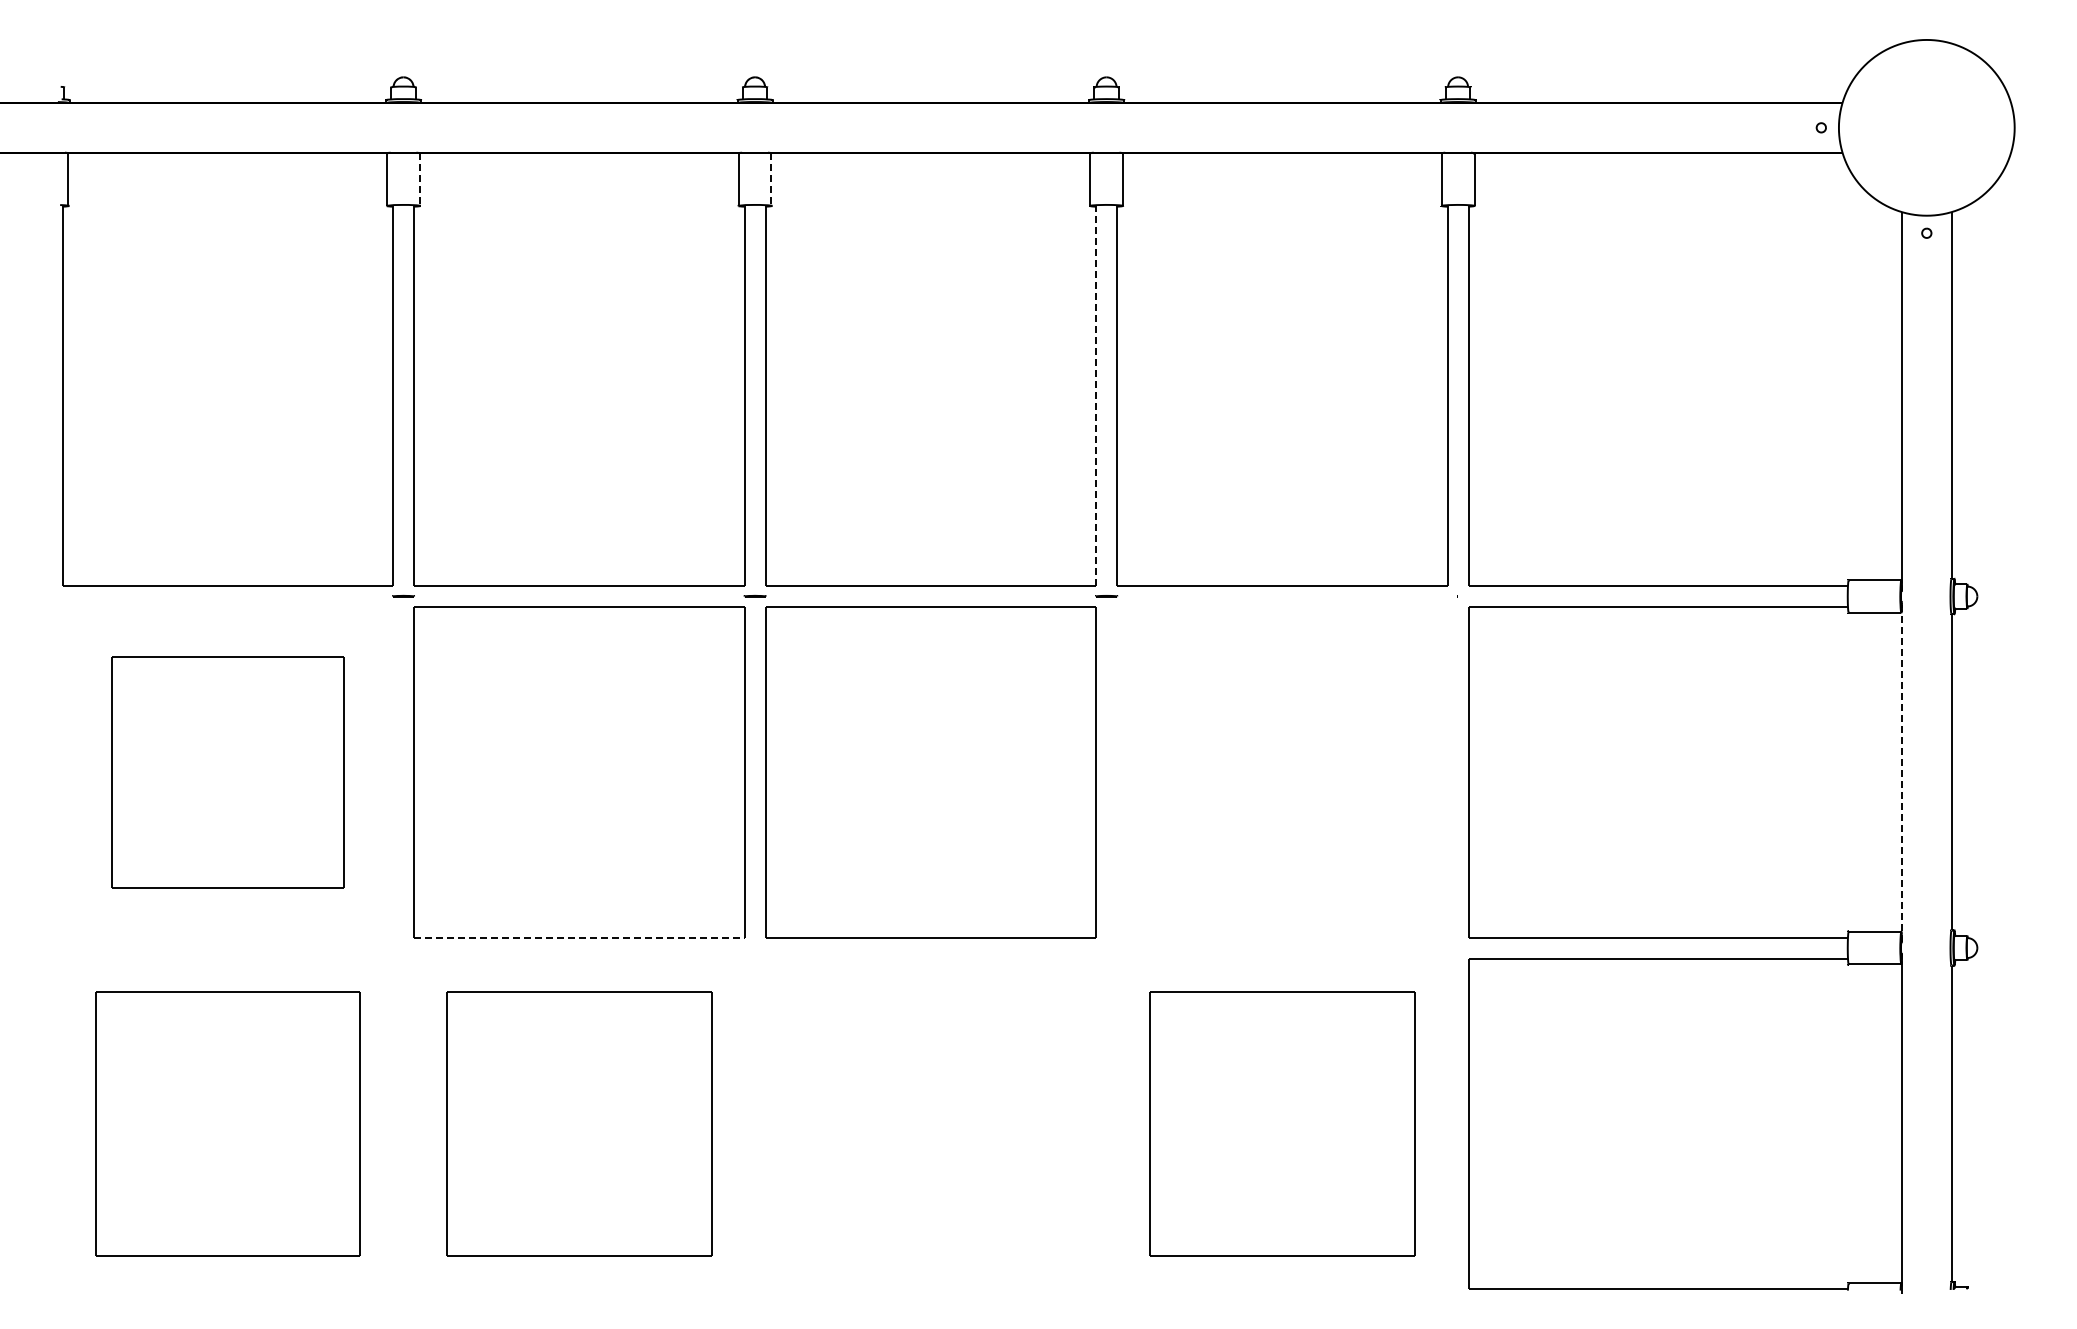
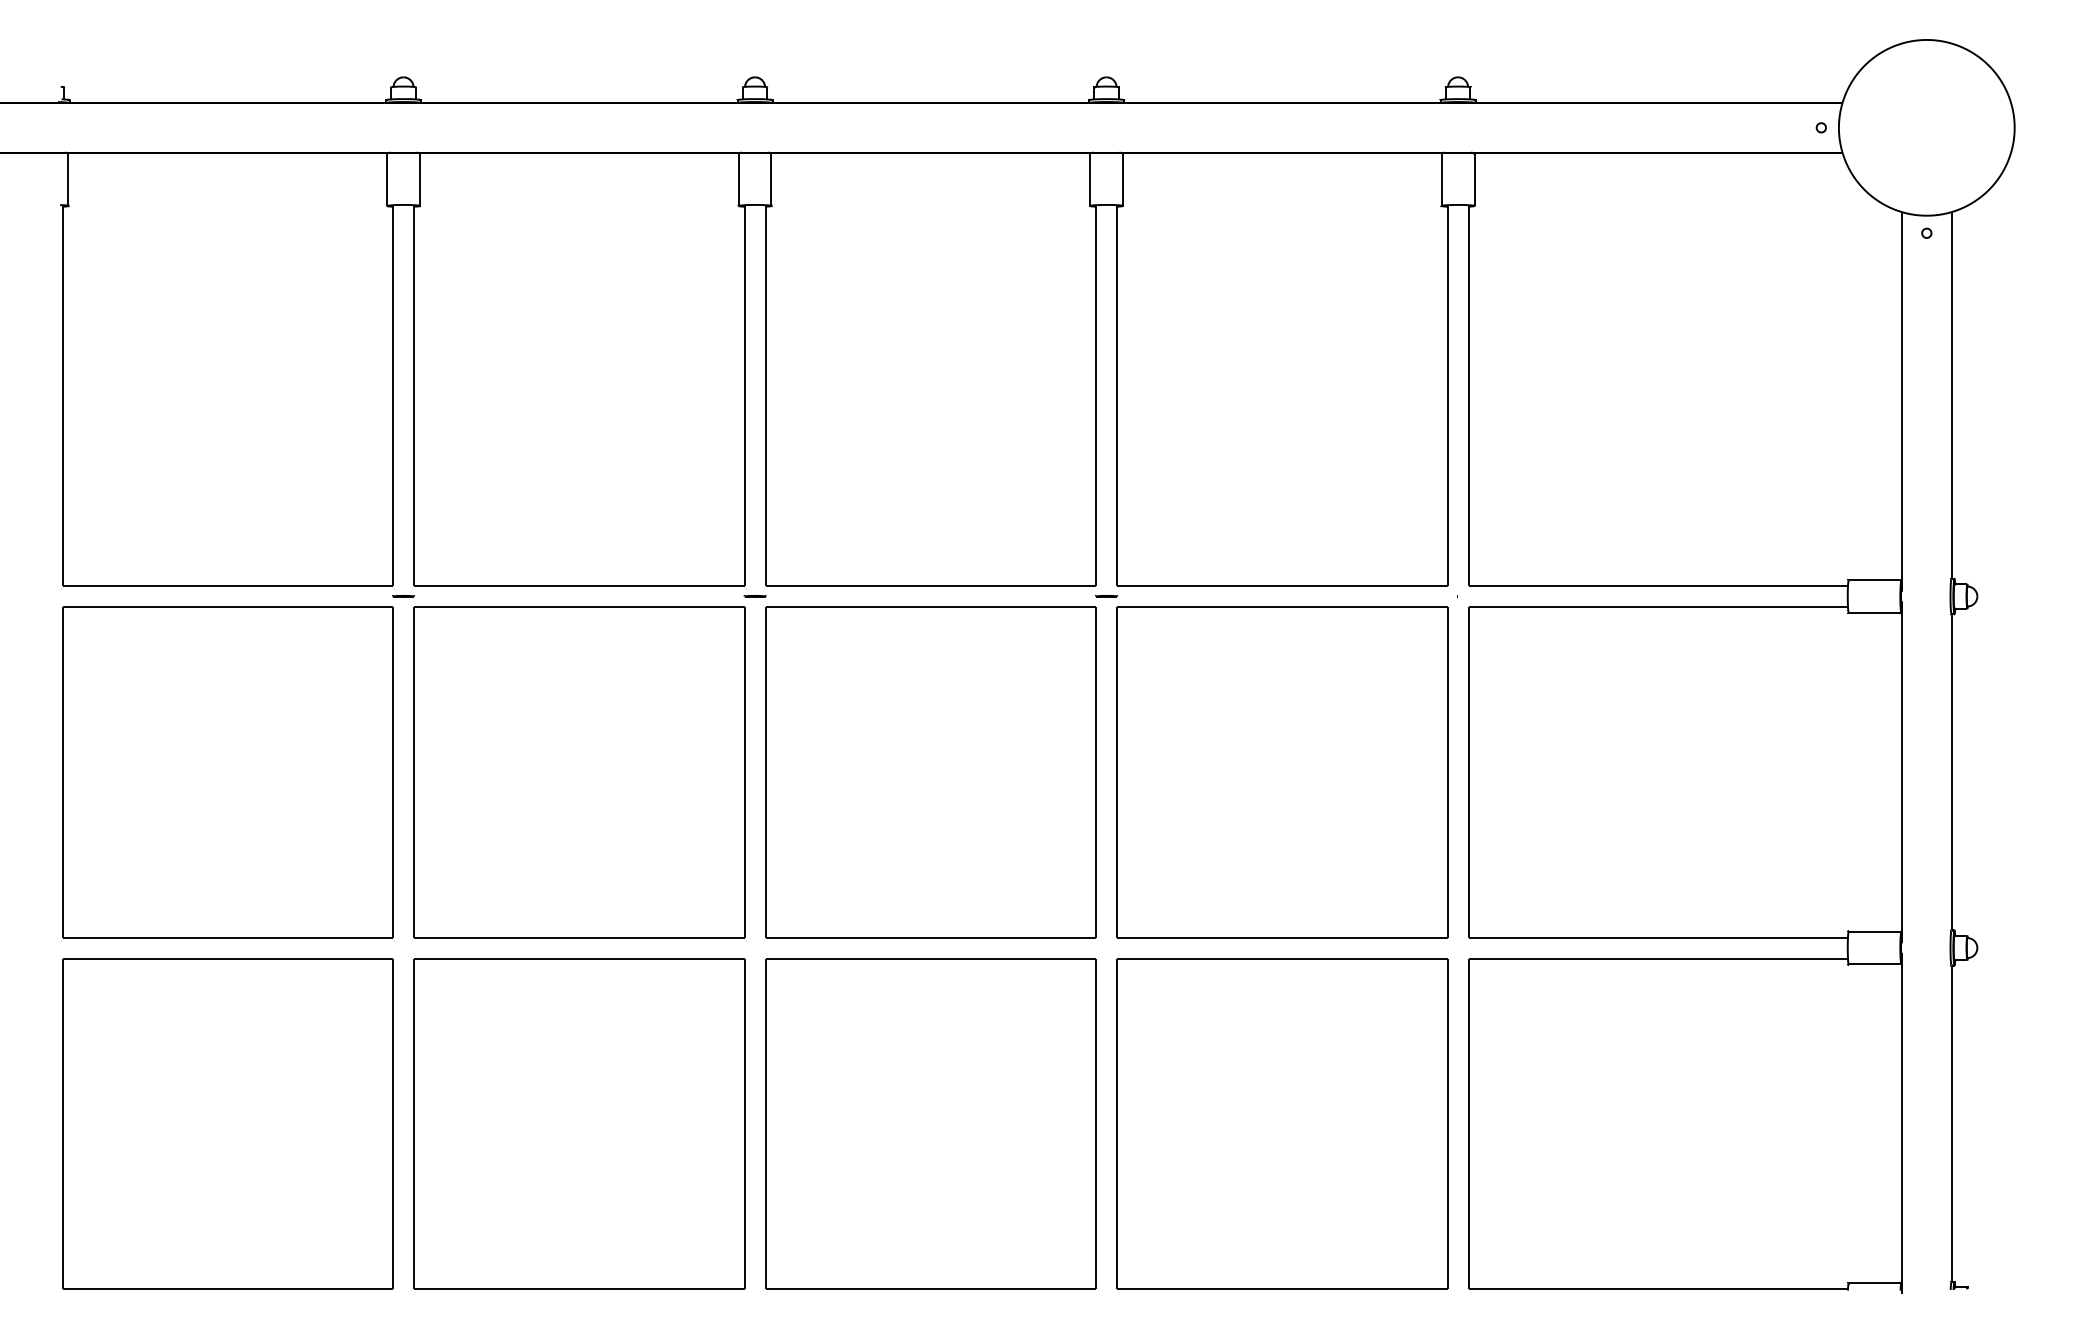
line: dashed -> solid (419, 180)
line: dashed -> solid (771, 180)
line: dashed -> solid (1096, 395)
part size: 234x233 px -> 332x333 px (227, 772)
part: none -> present (1282, 772)
line: dashed -> solid (1901, 772)
line: dashed -> solid (579, 937)
part size: 266x266 px -> 332x332 px (227, 1123)
part size: 267x266 px -> 333x332 px (579, 1123)
part: none -> present (930, 1123)
part size: 267x266 px -> 333x332 px (1282, 1123)
